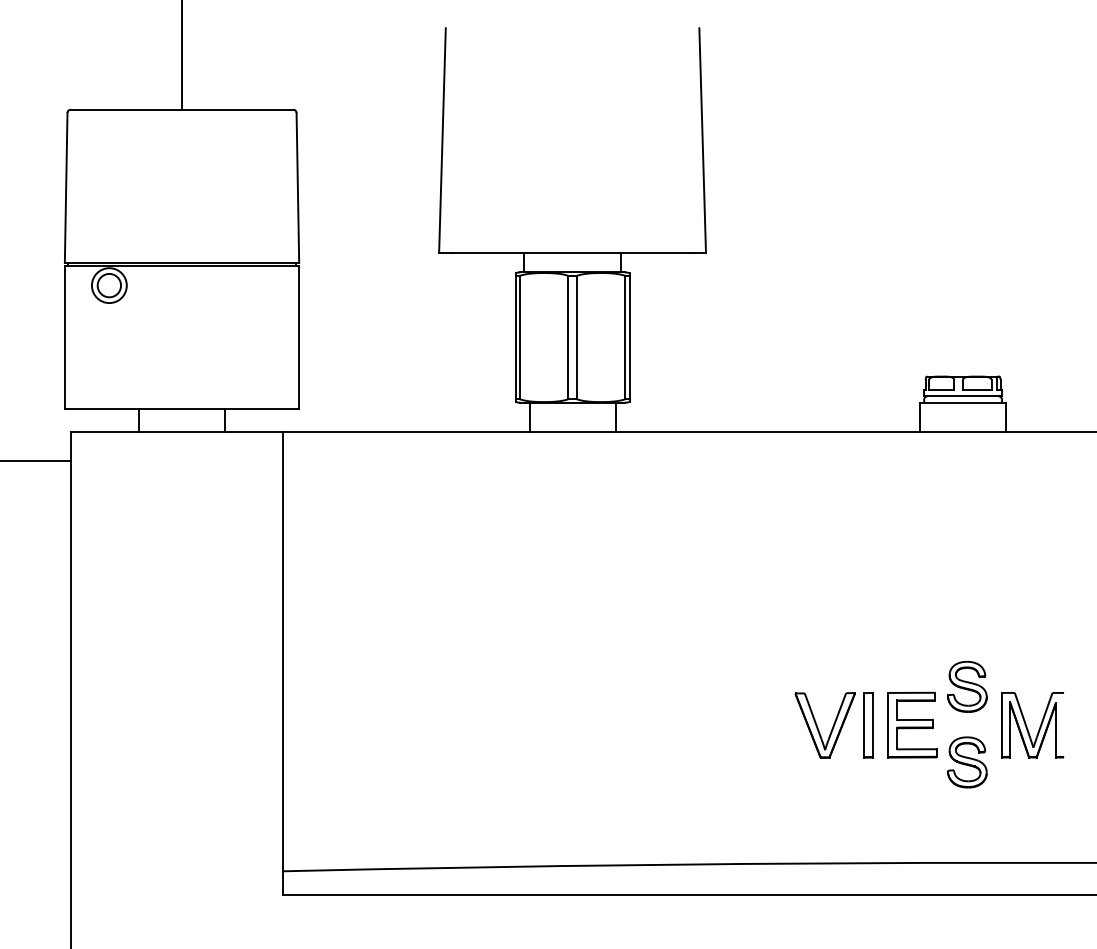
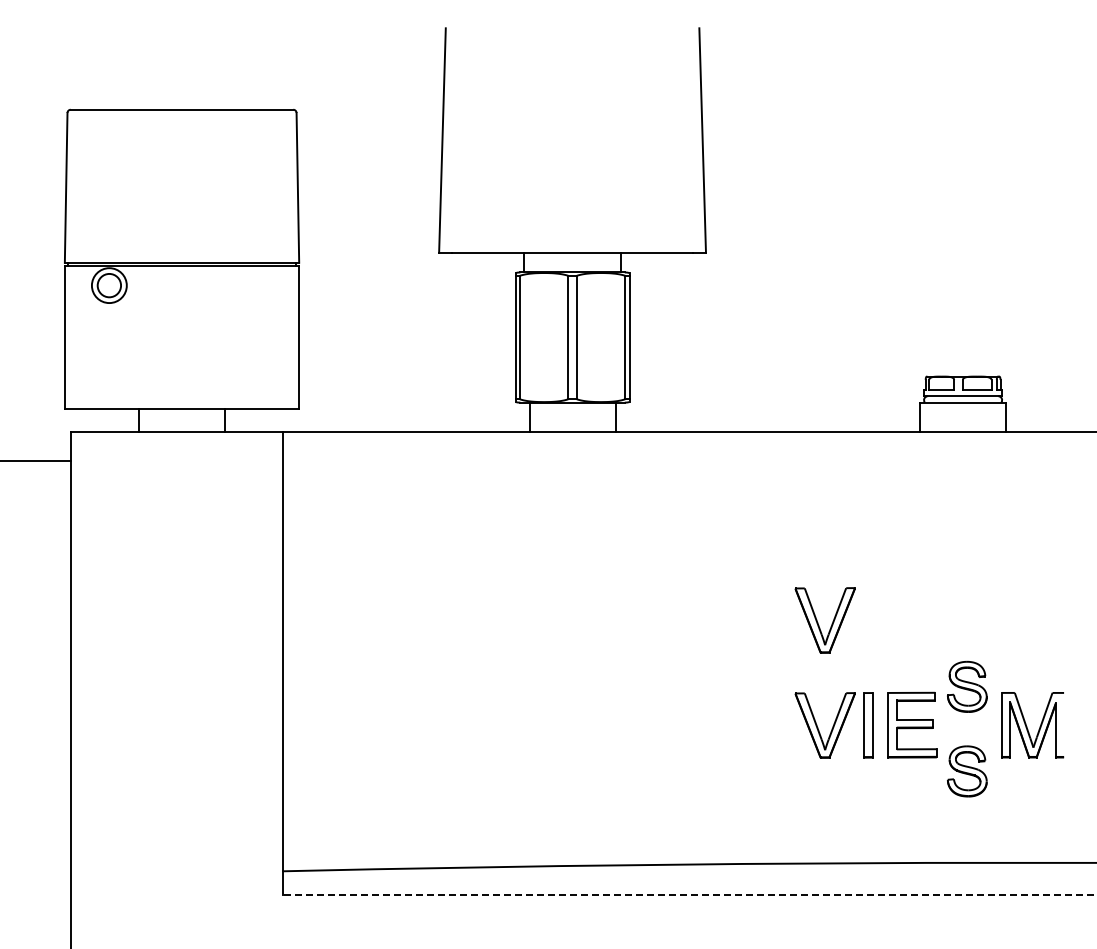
line: present -> none (182, 55)
part: none -> present (818, 622)
part position: (967, 762) -> (967, 771) (967, 771)
line: solid -> dashed (689, 895)
